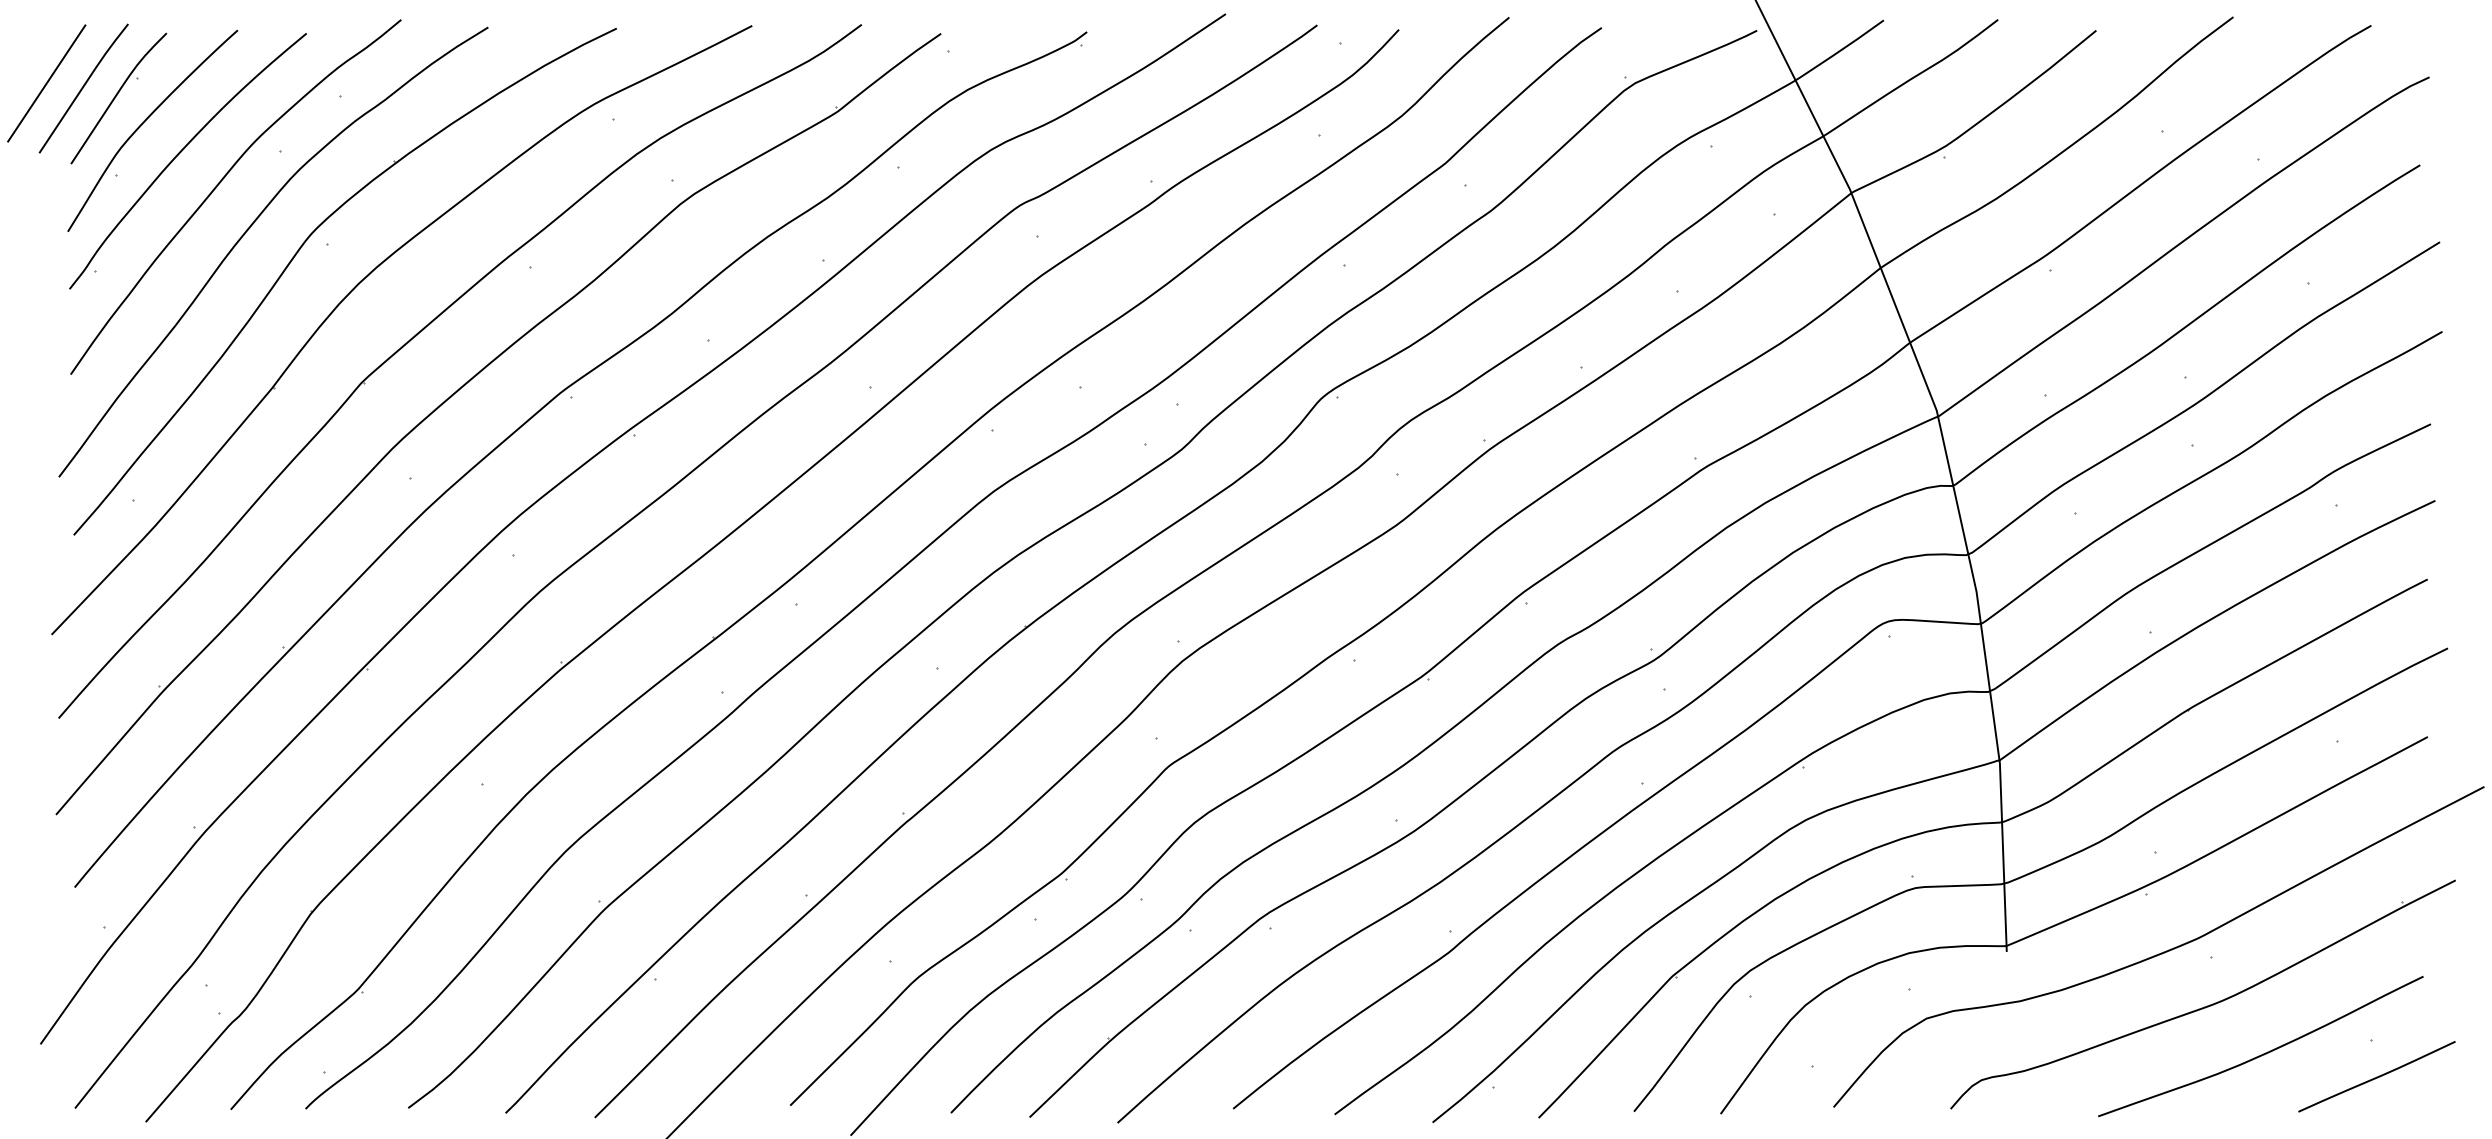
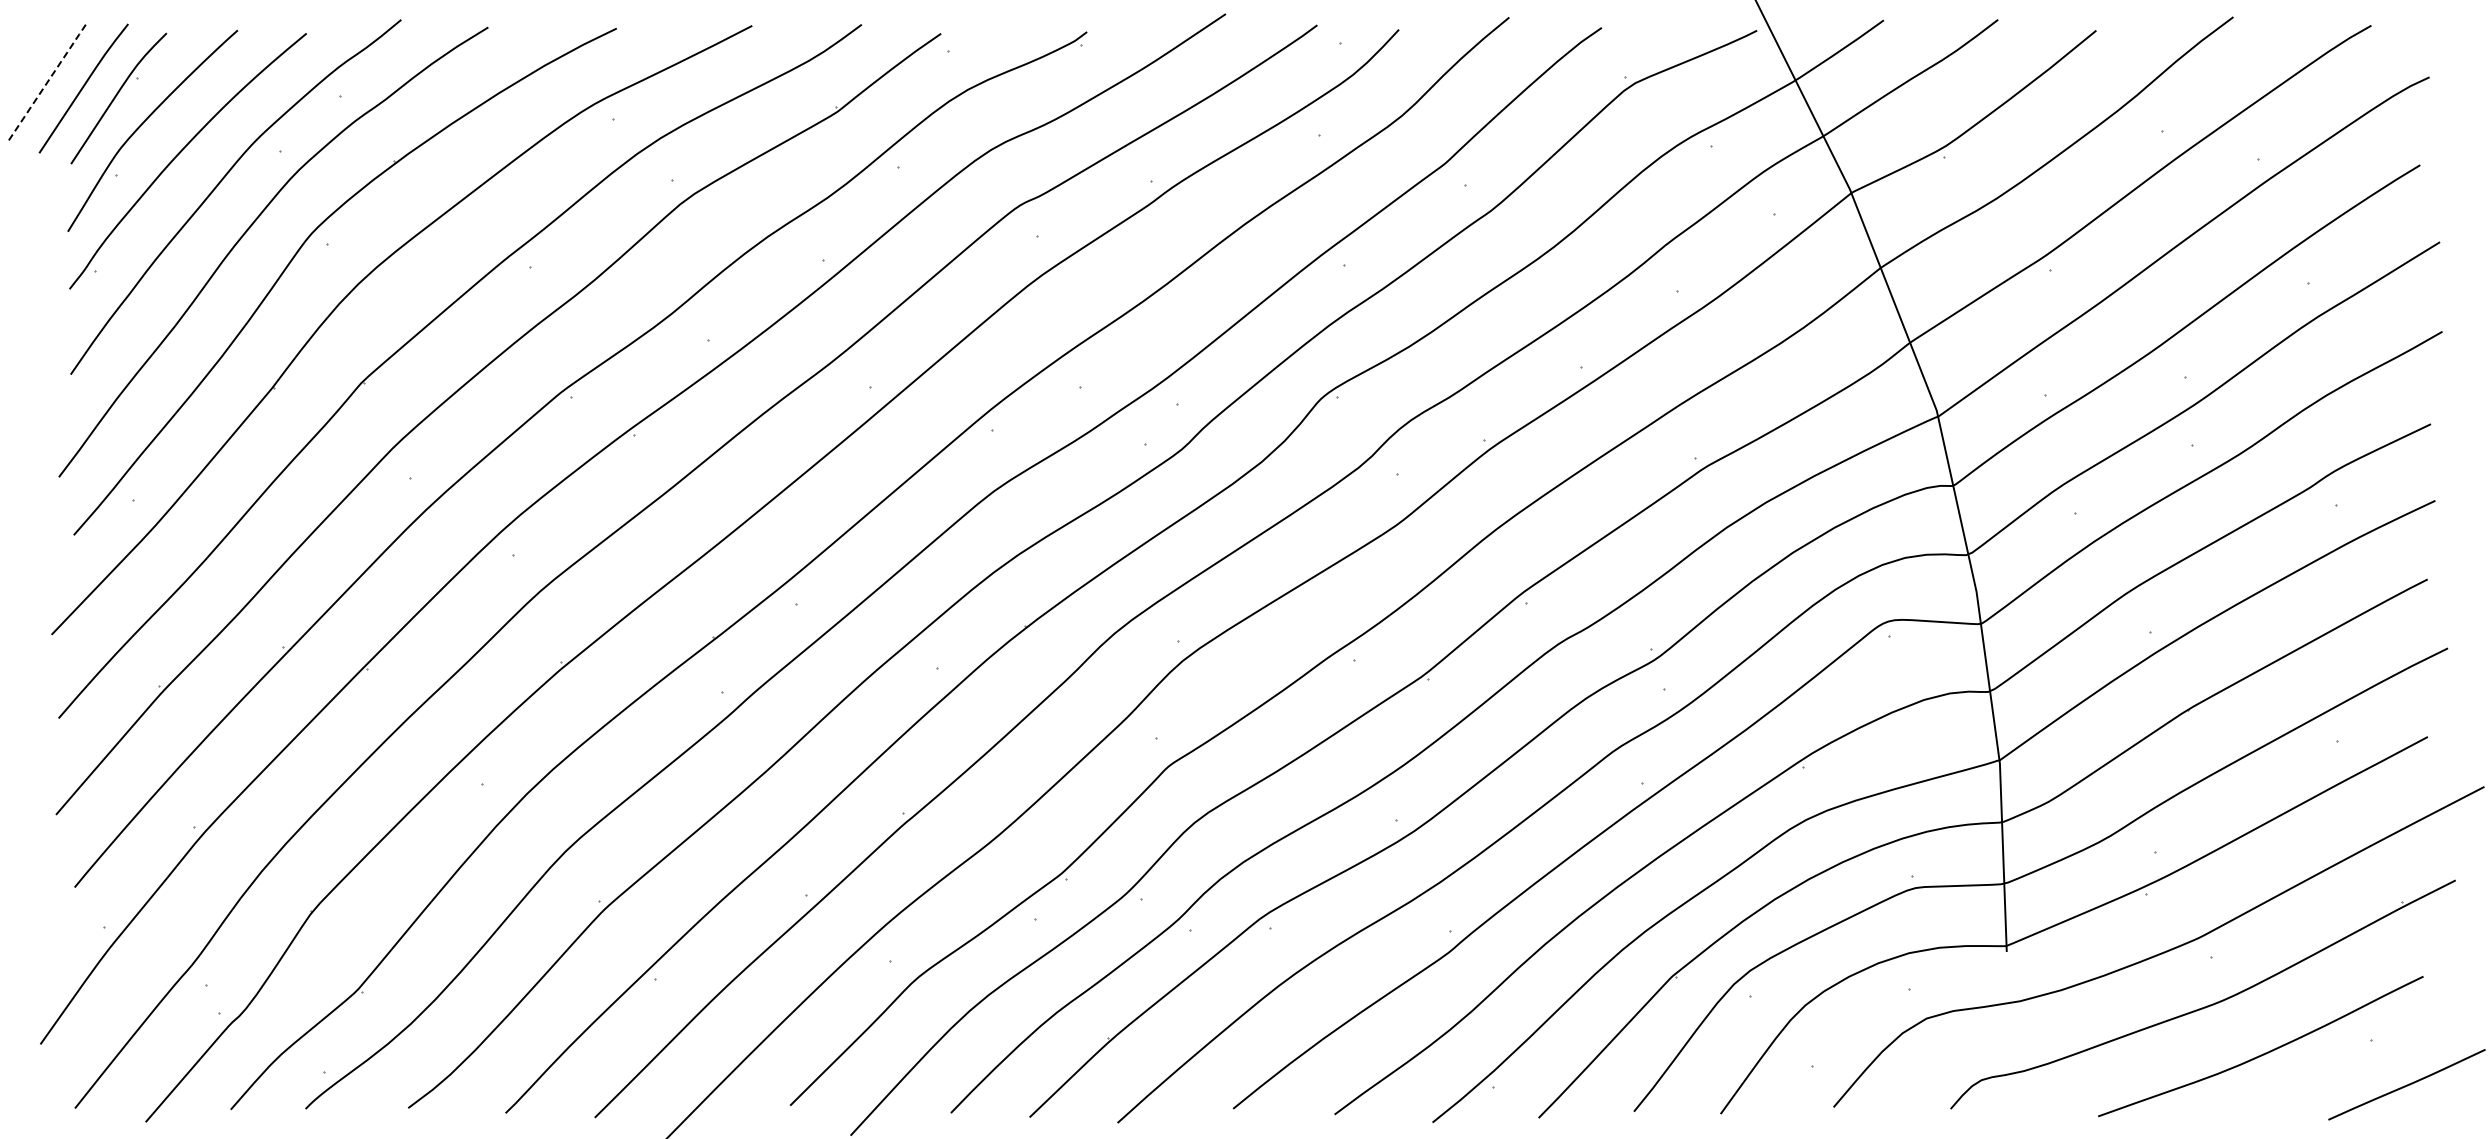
line: solid -> dashed (46, 83)
curve position: (2376, 1076) -> (2406, 1084) (2406, 1084)
